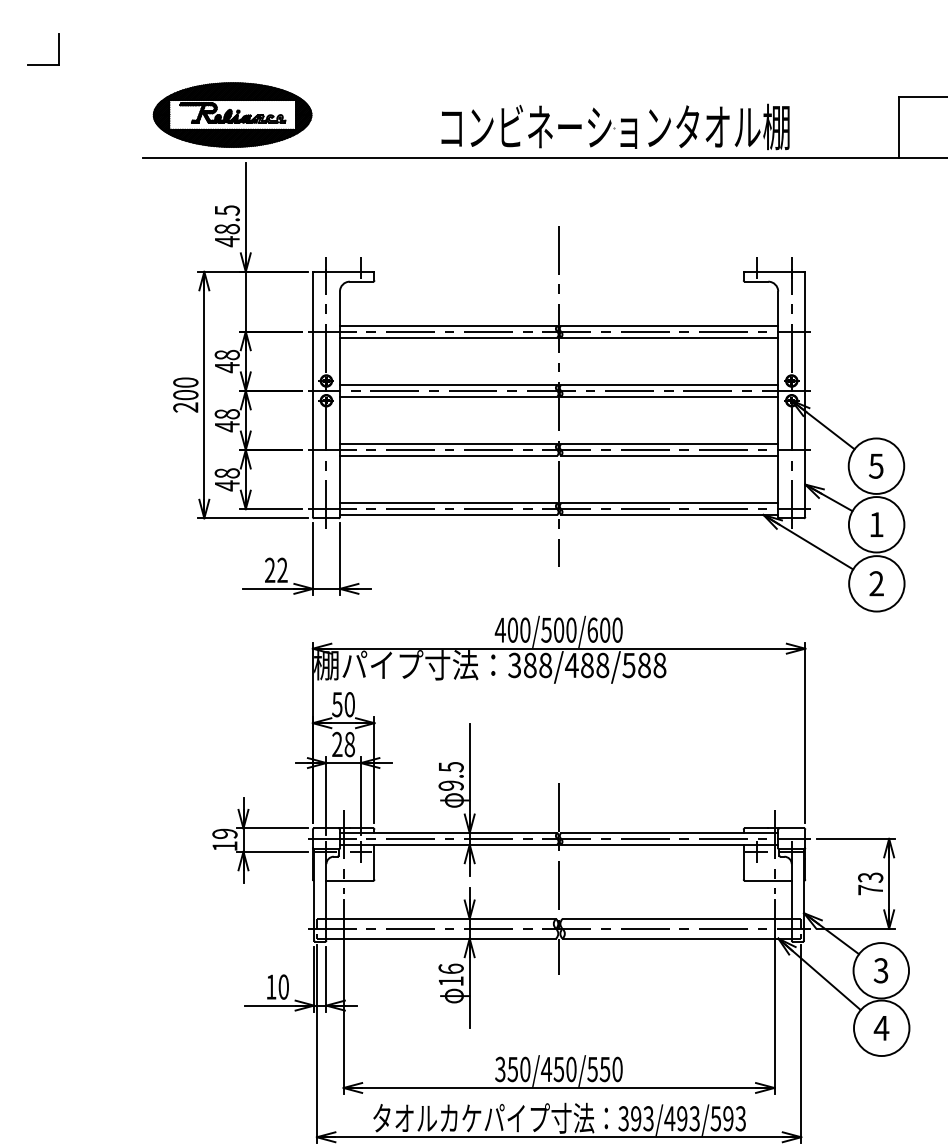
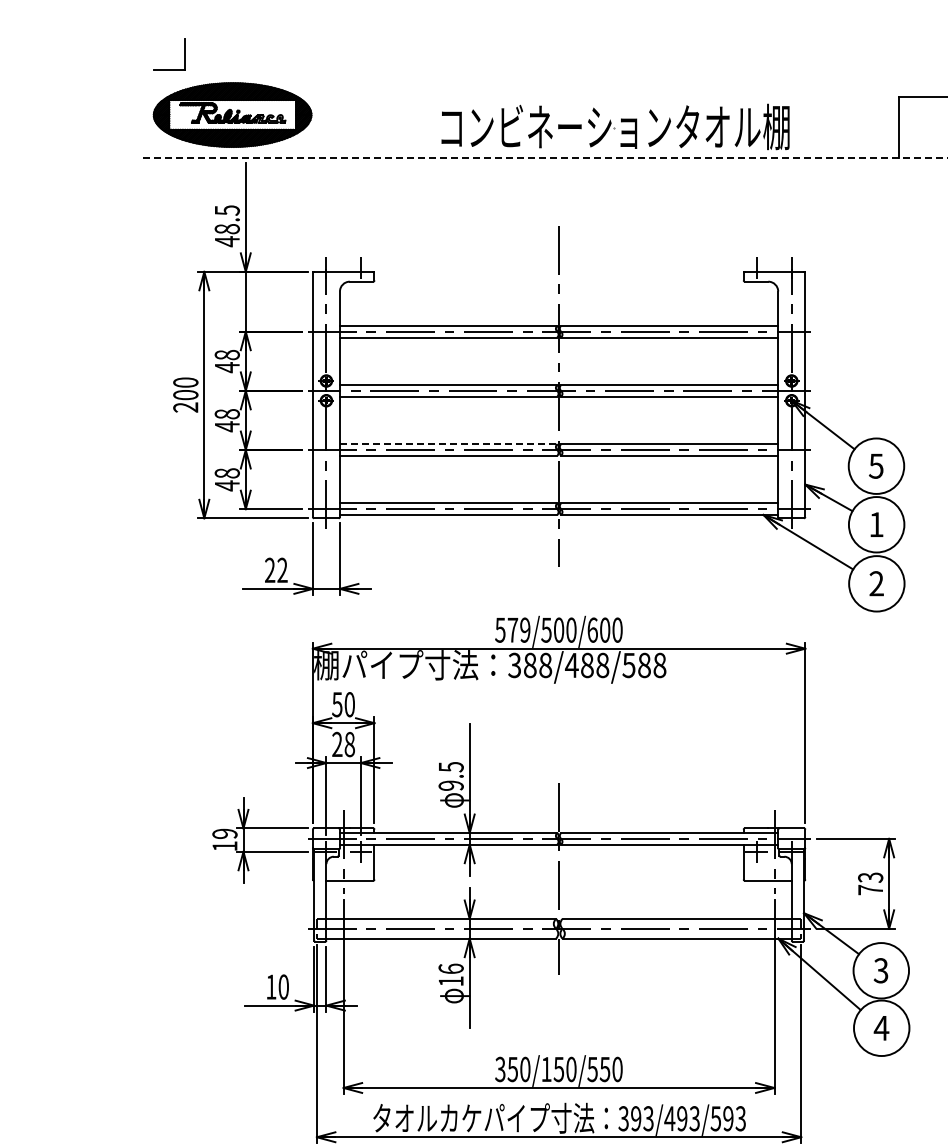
part position: (58, 49) -> (184, 54) (184, 54)
line: solid -> dashed (546, 158)
line: solid -> dashed (448, 444)
text: 400/500/600 -> 579/500/600 (512, 629)
text: 350/450/550 -> 350/150/550 (546, 1069)
